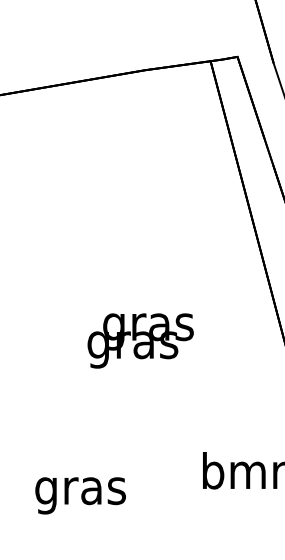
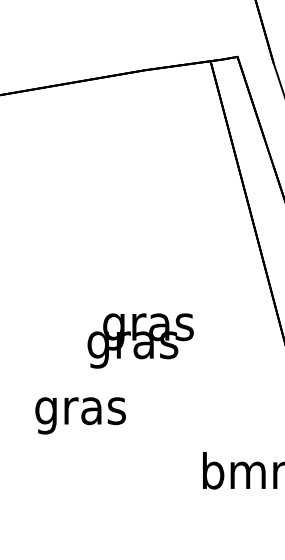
text position: (80, 495) -> (80, 415) (80, 415)
